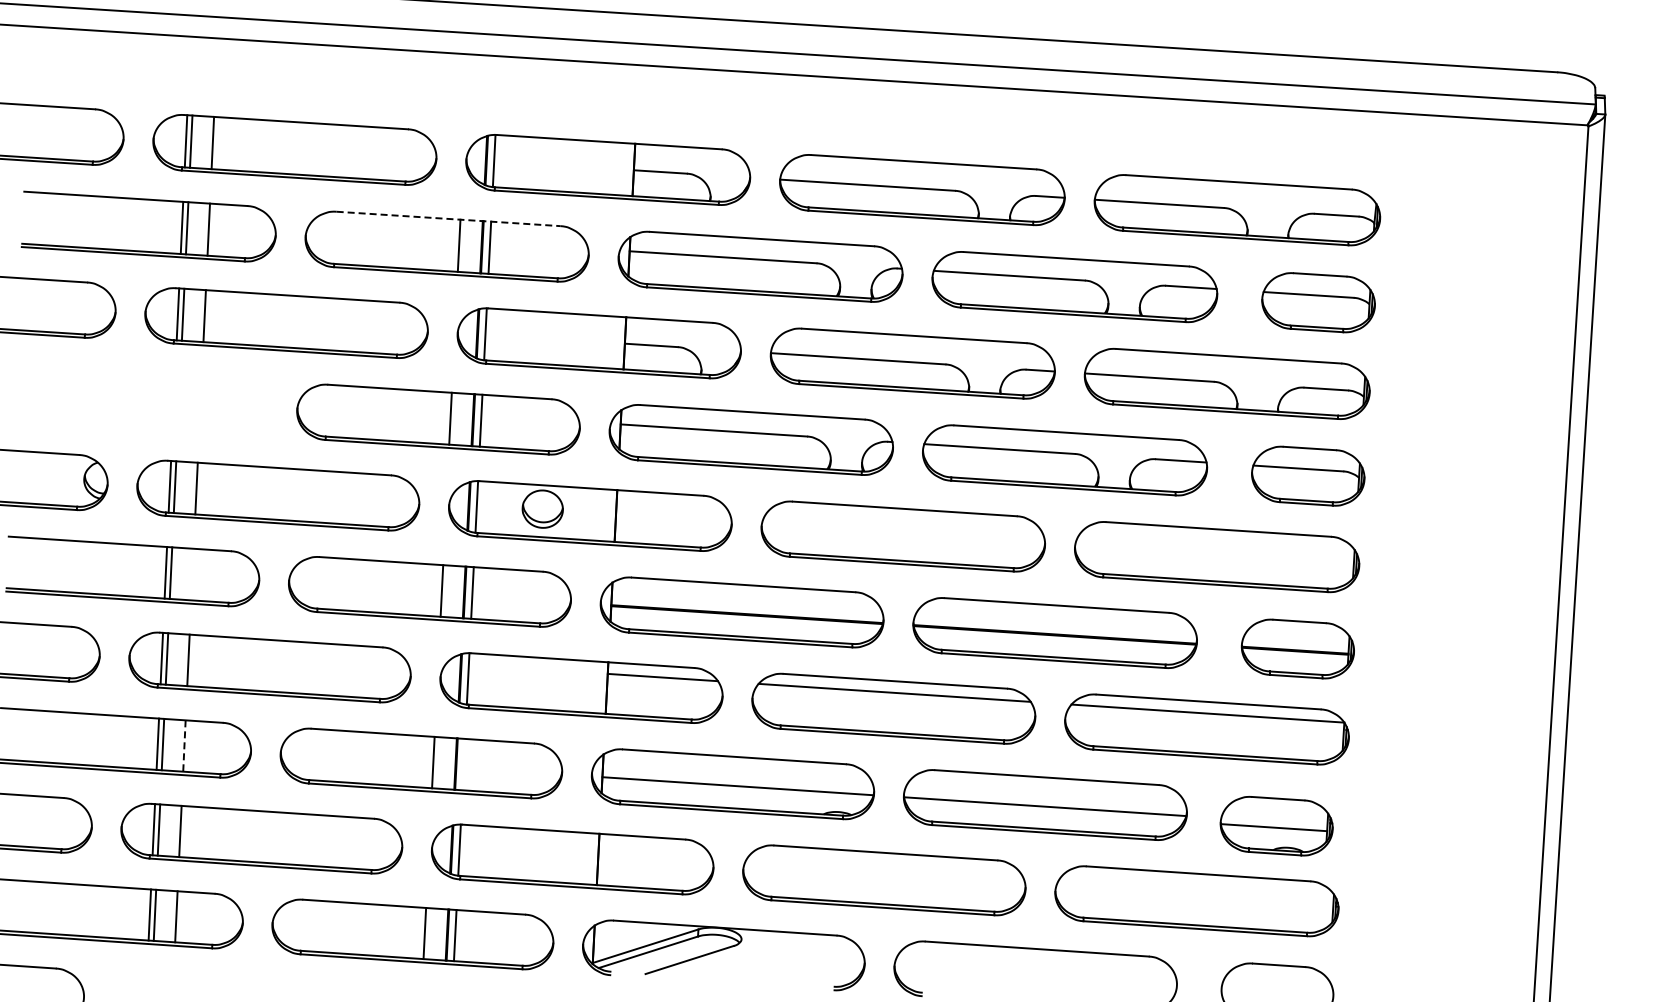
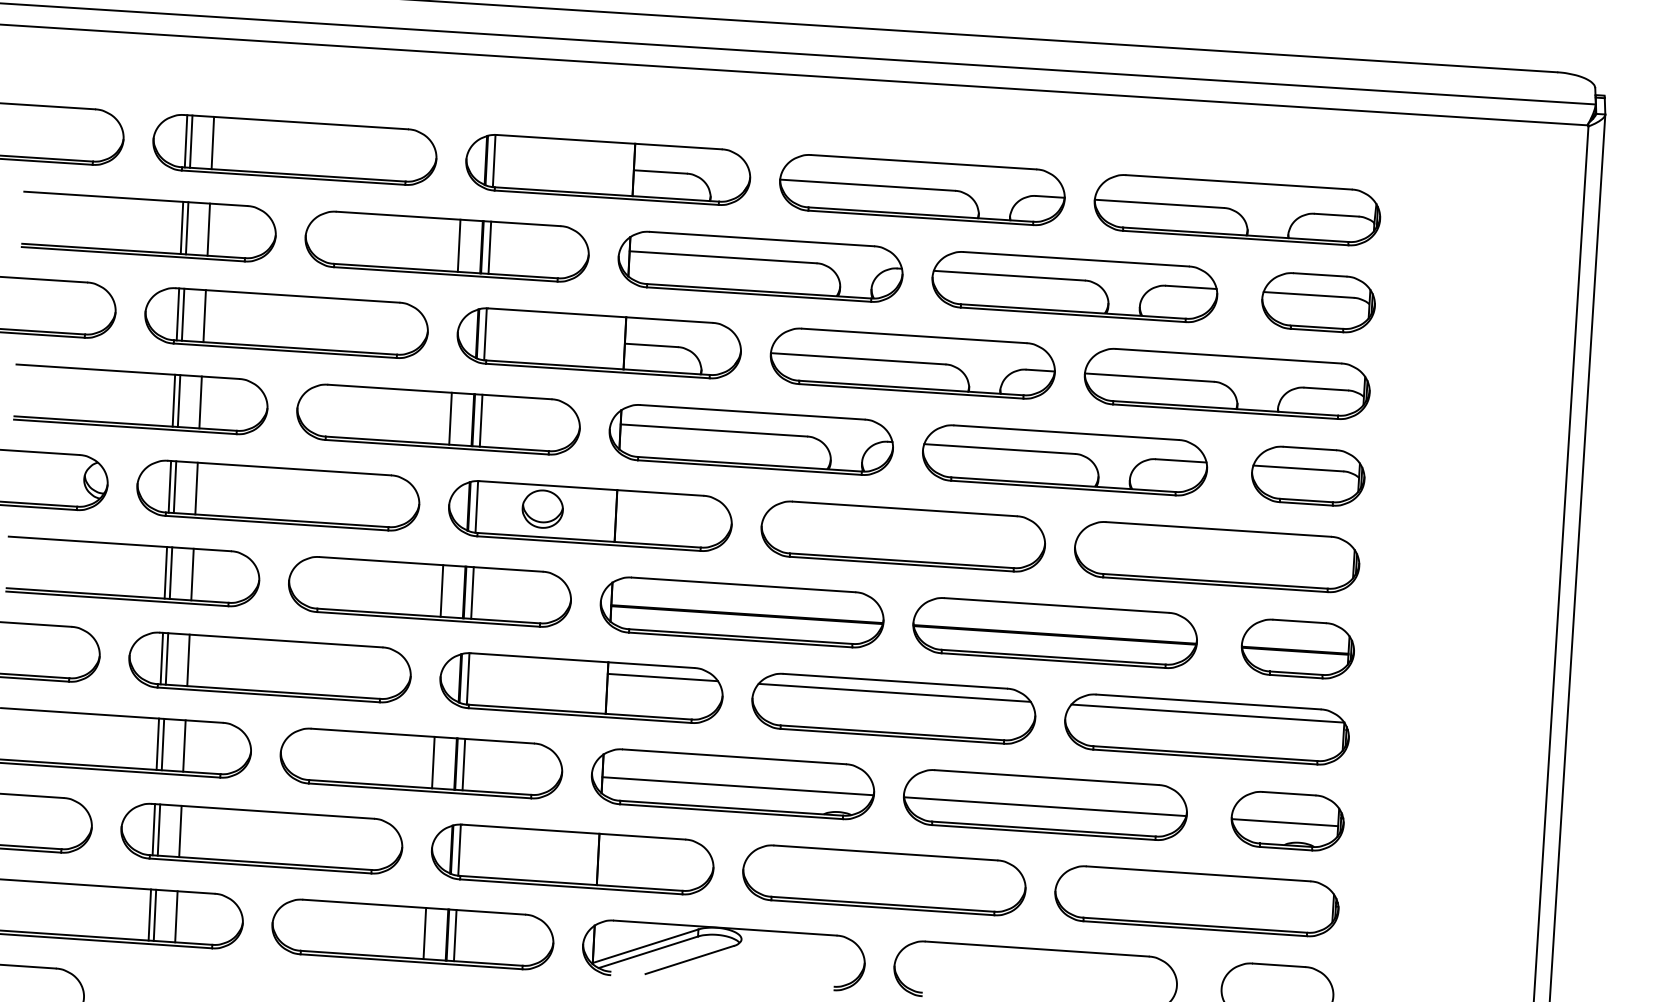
line: dashed -> solid (448, 218)
part: none -> present (140, 423)
line: none -> present (192, 574)
line: dashed -> solid (184, 746)
line: none -> present (463, 764)
part position: (1276, 826) -> (1287, 821) (1287, 821)
